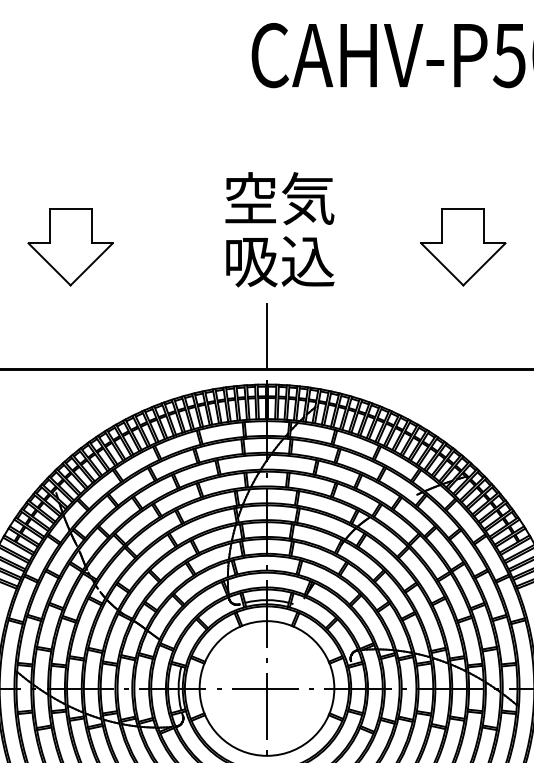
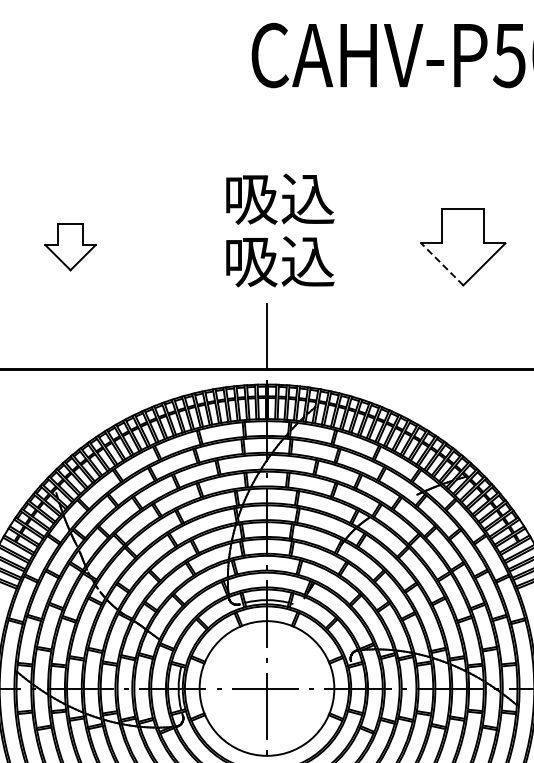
text: 空気 -> 吸込 (279, 198)
part size: 87x79 px -> 53x49 px (70, 247)
line: solid -> dashed (442, 264)
